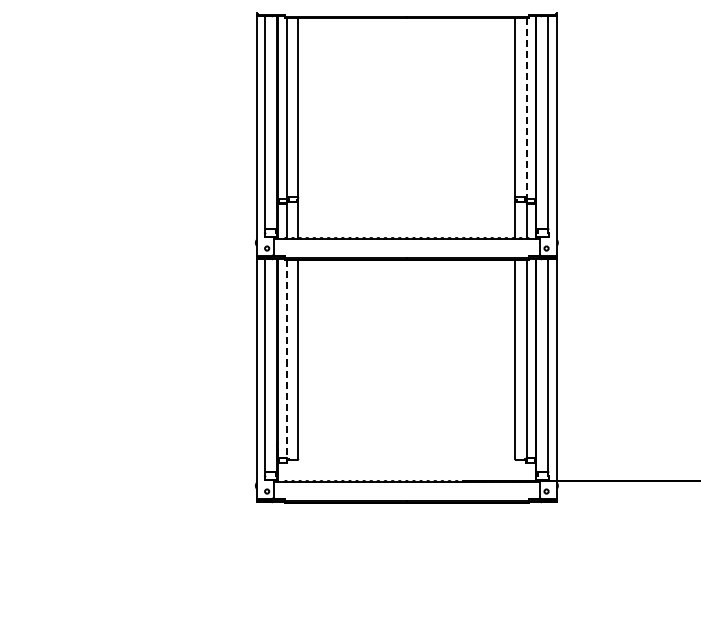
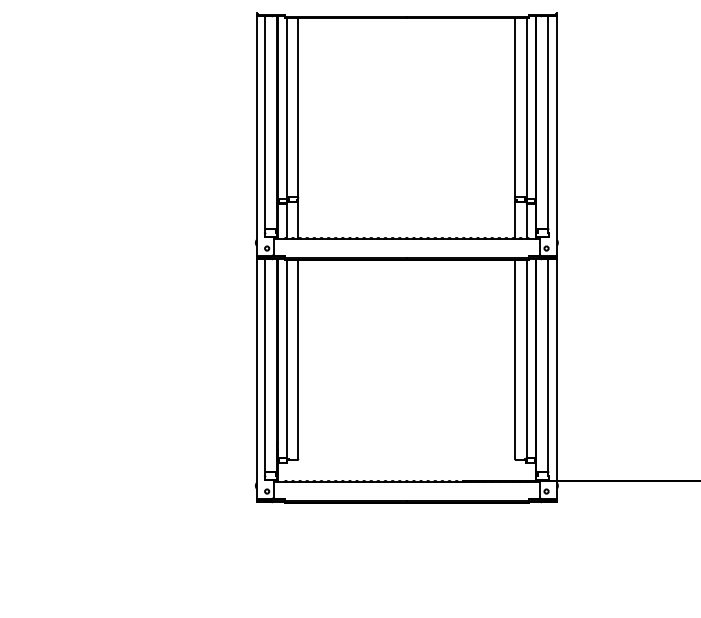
line: dashed -> solid (526, 108)
line: dashed -> solid (287, 359)
